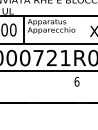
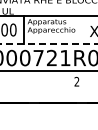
line: solid -> dashed (49, 43)
text: 6 -> 2 (76, 81)
